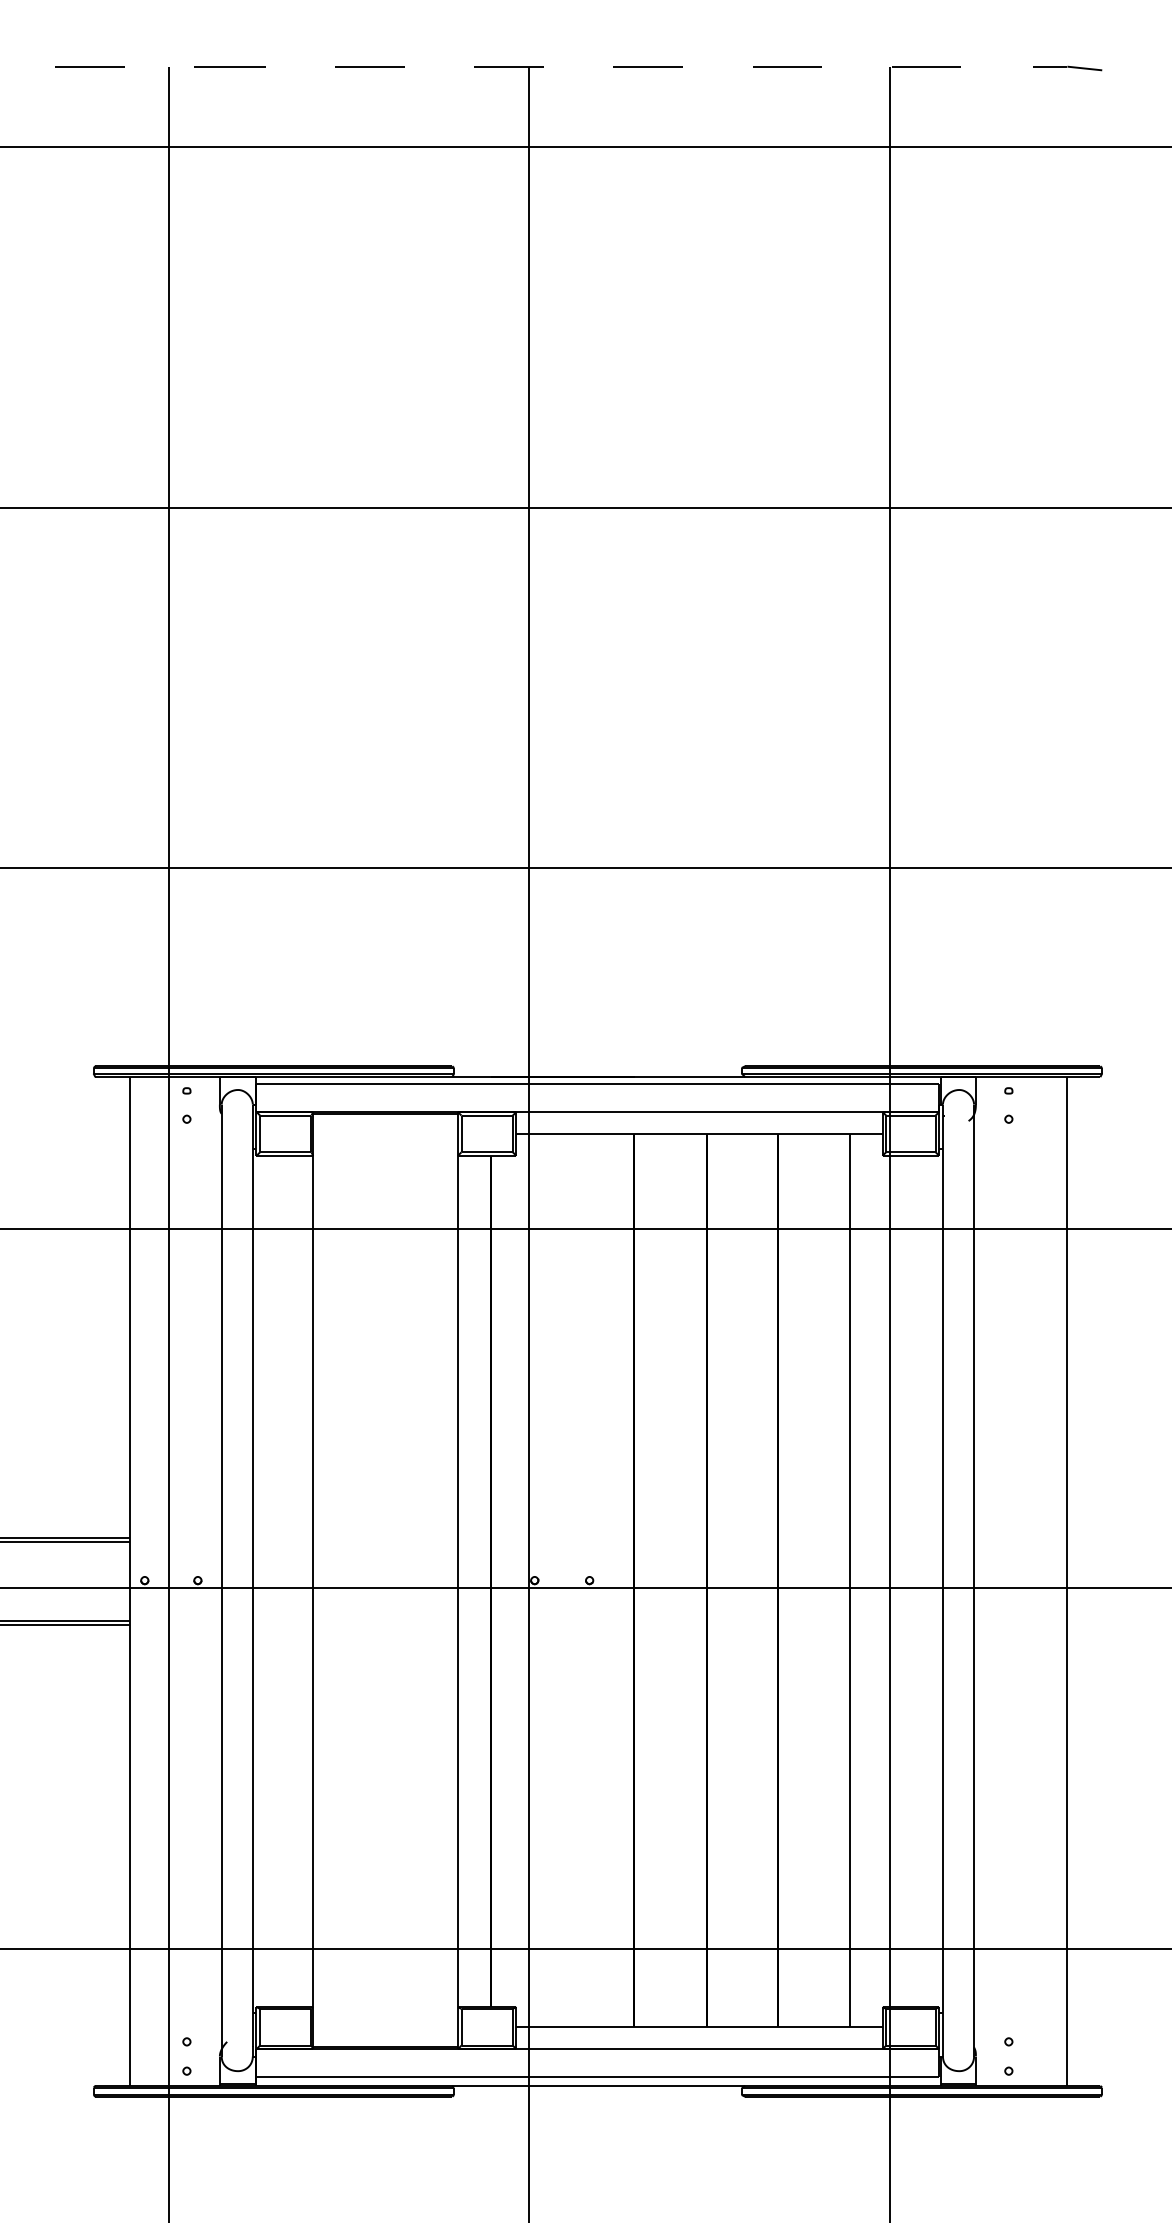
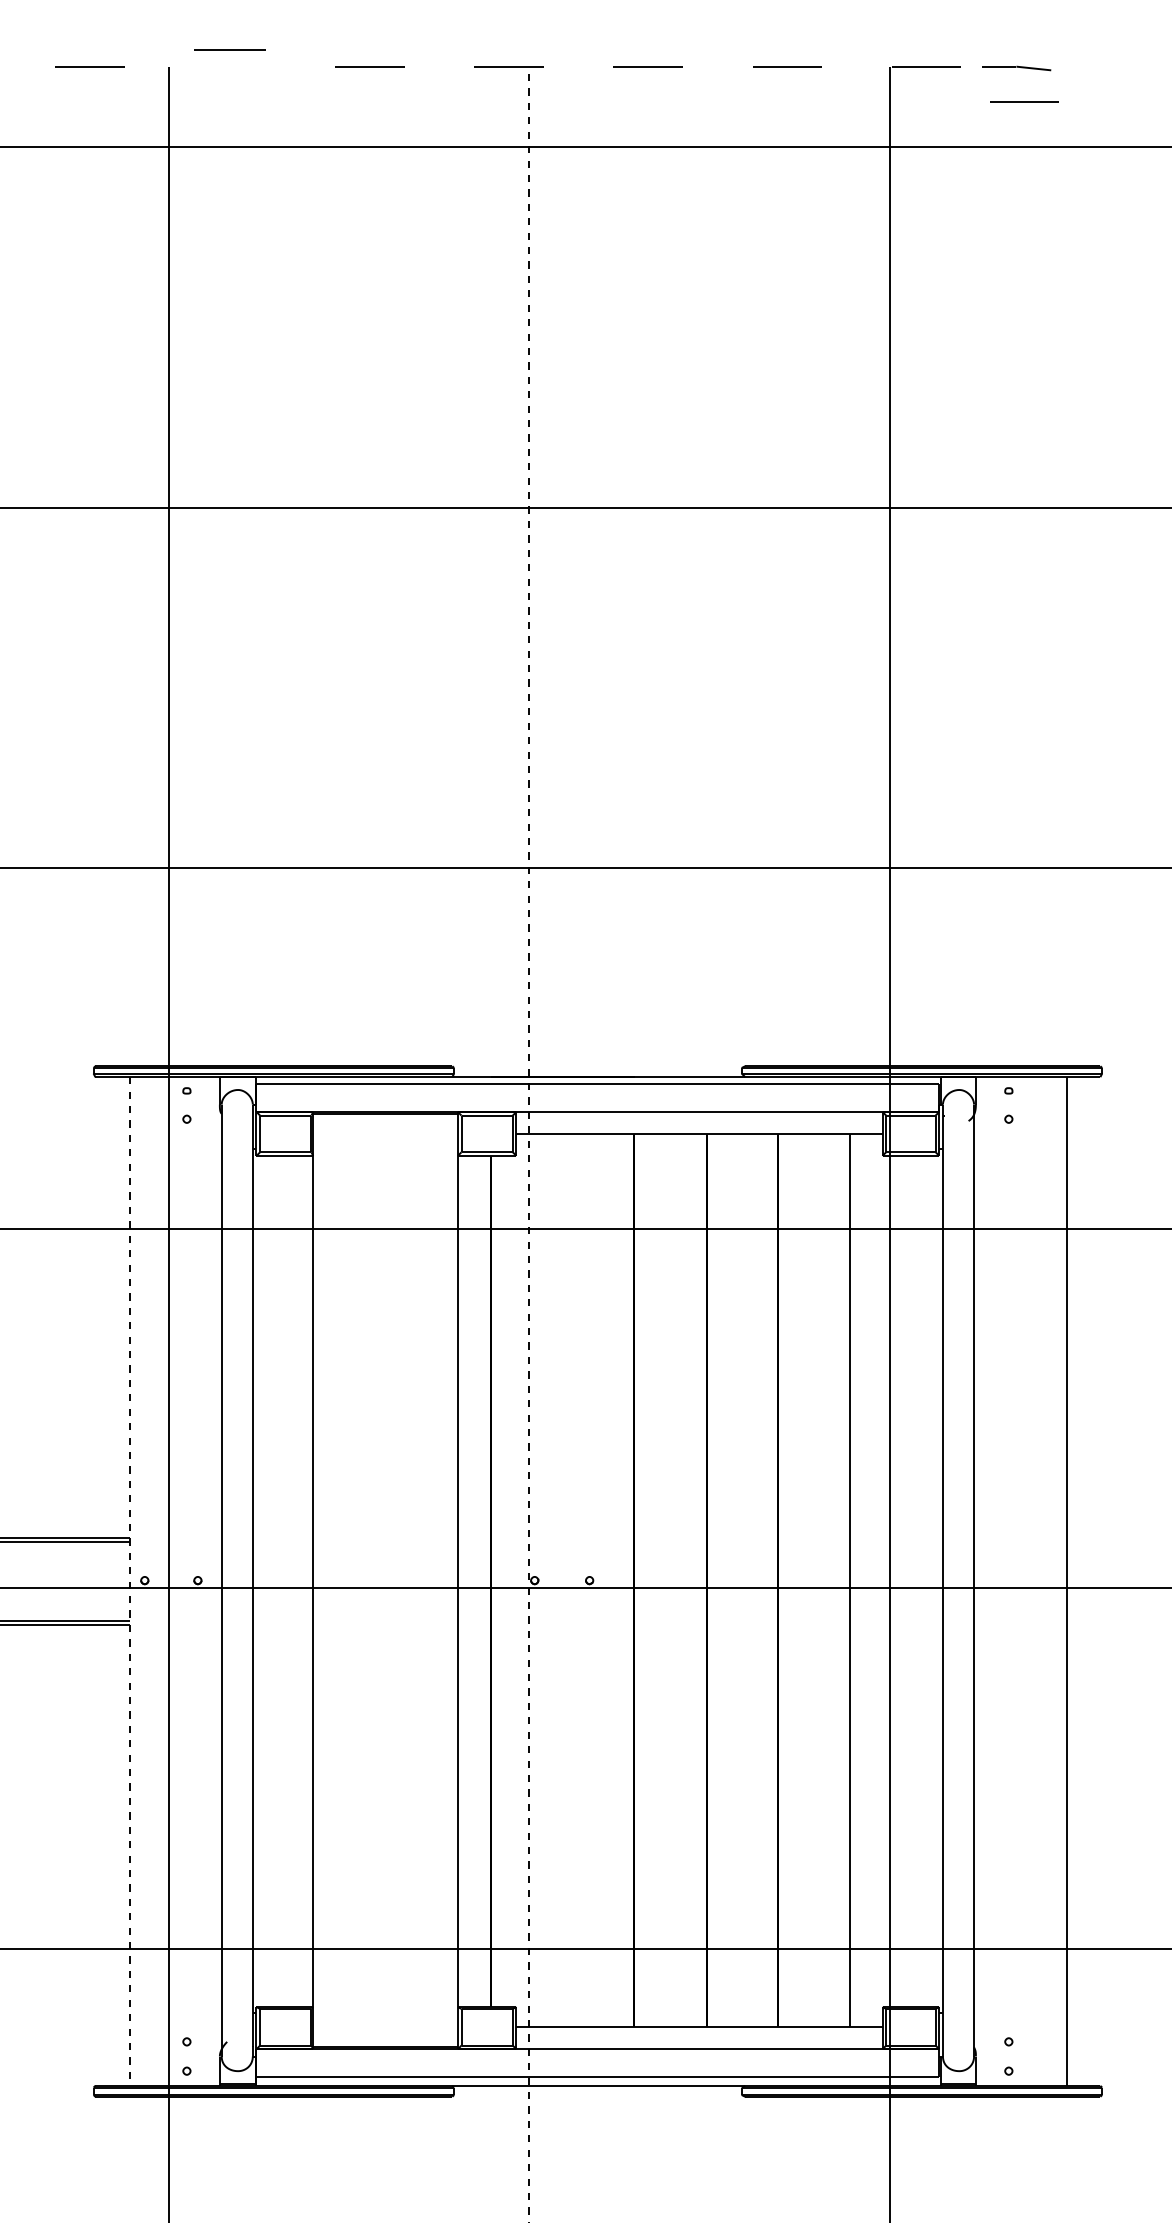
line position: (229, 66) -> (229, 49) (229, 49)
part position: (1067, 68) -> (1016, 68) (1016, 68)
line: none -> present (1024, 101)
line: solid -> dashed (529, 1144)
line: solid -> dashed (130, 1582)
